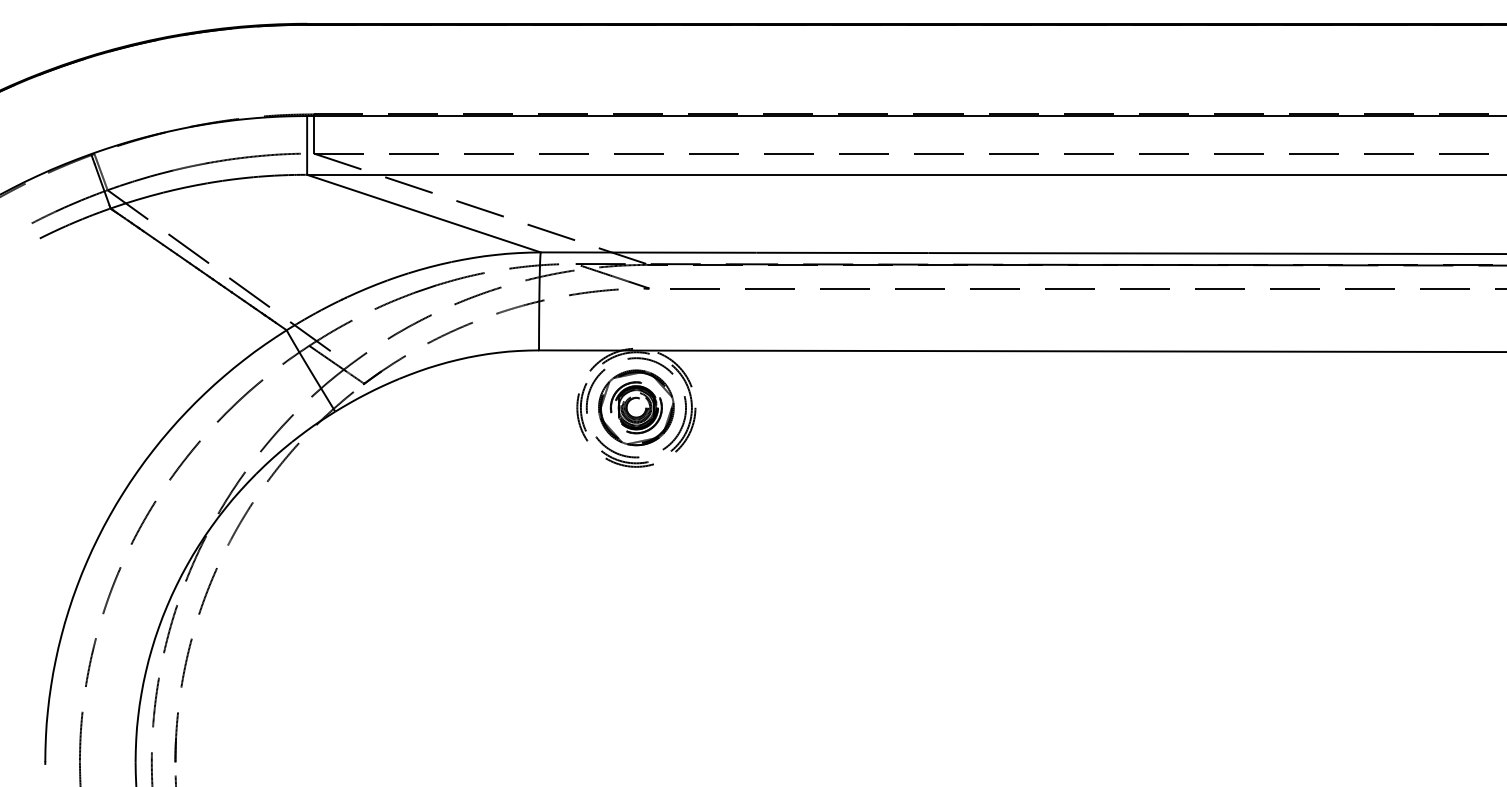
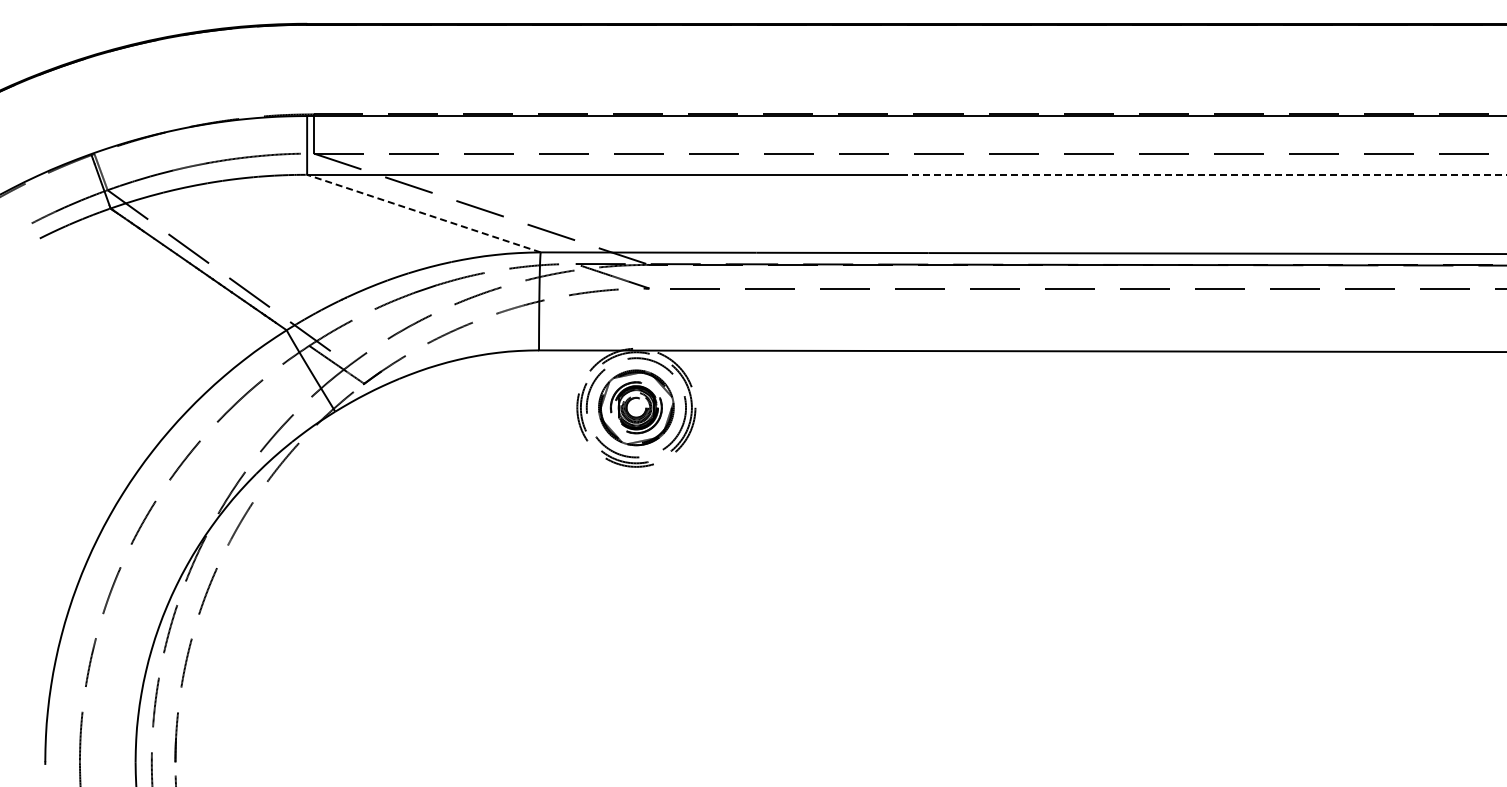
line: solid -> dashed (1204, 174)
line: solid -> dashed (423, 213)
